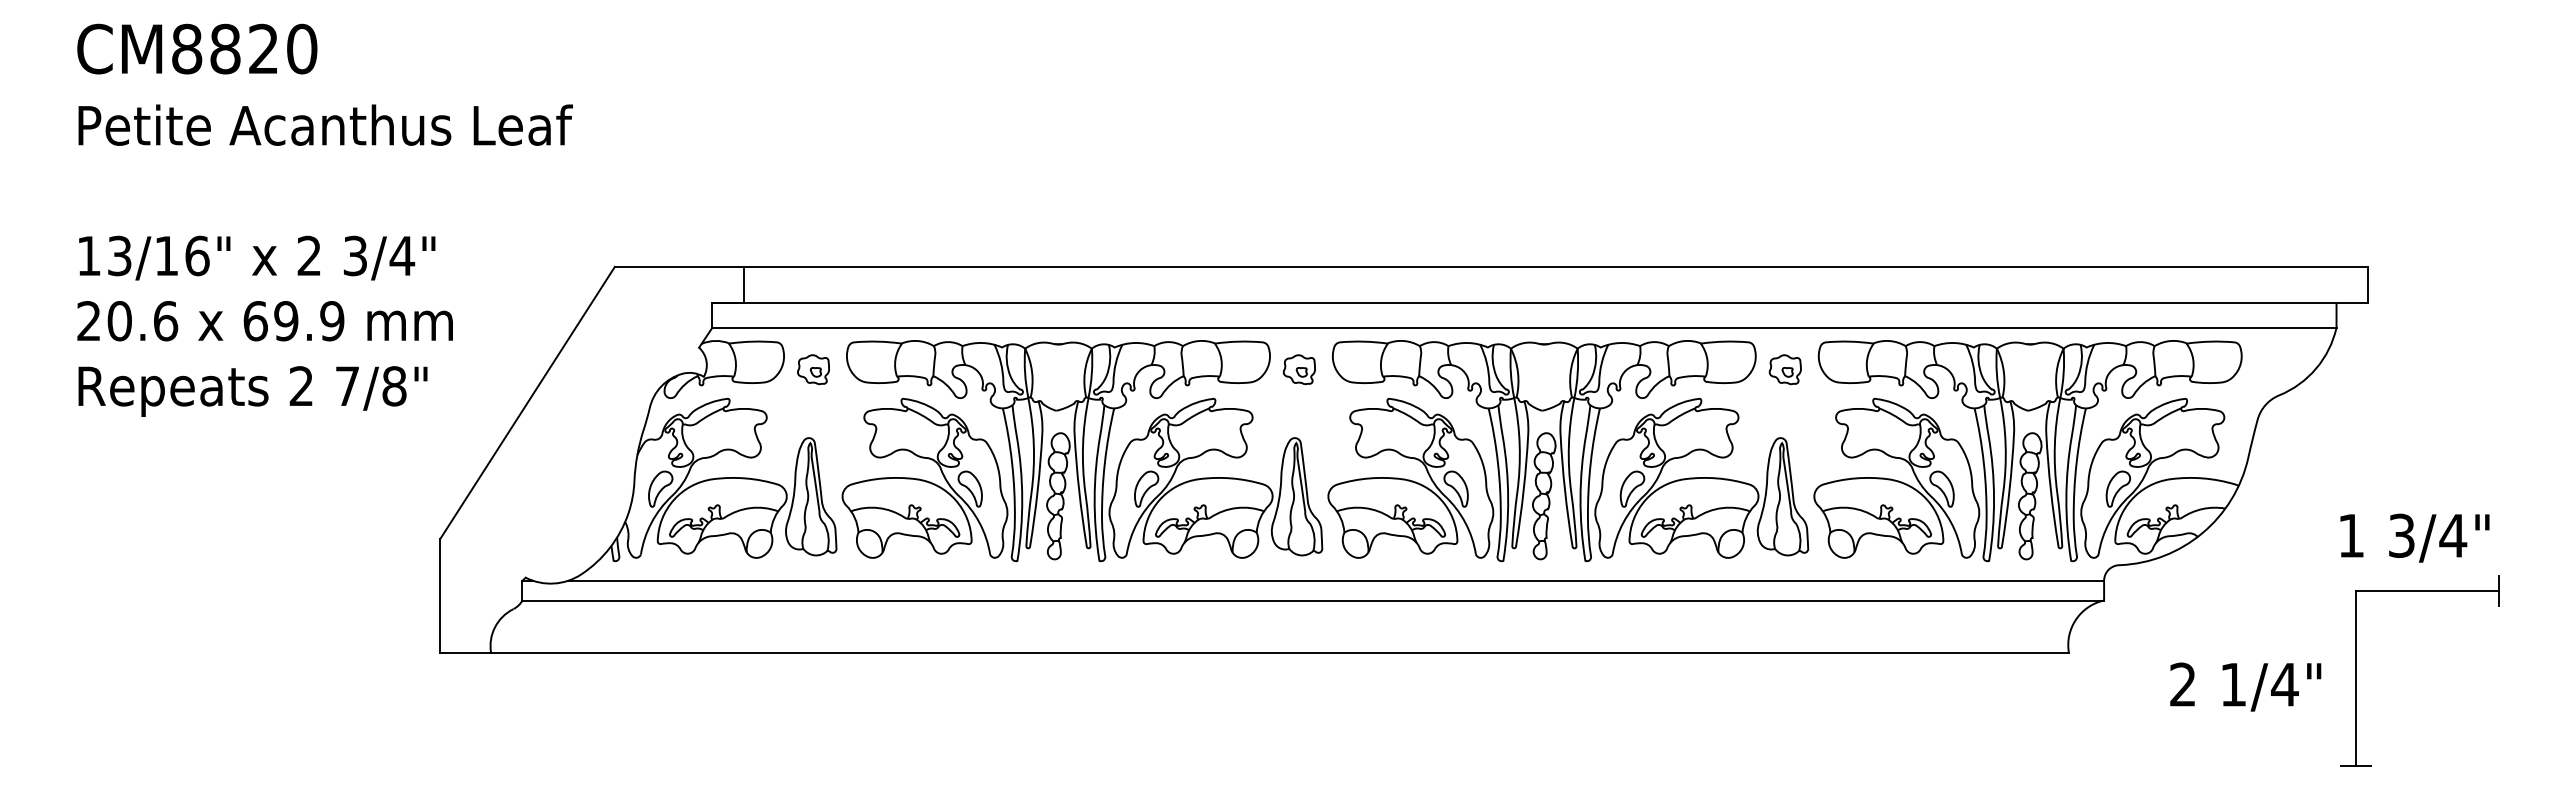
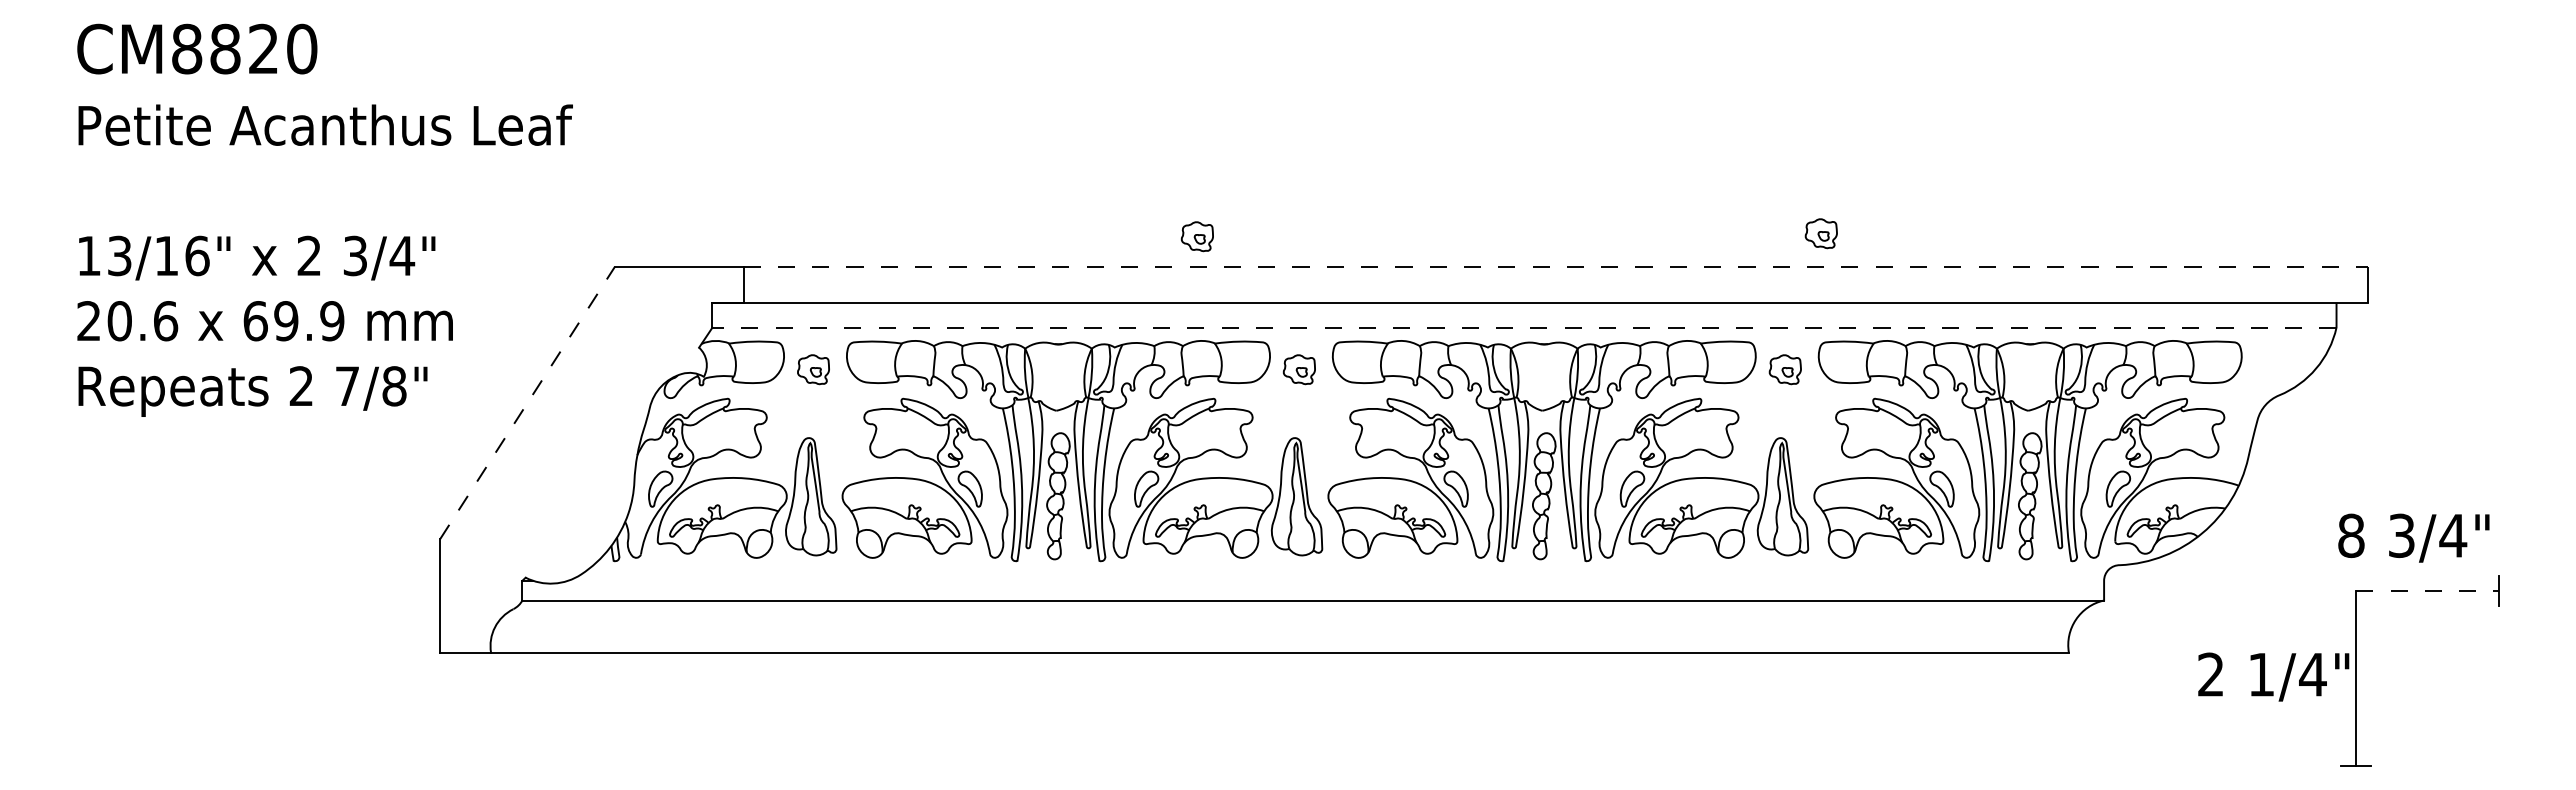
part: none -> present (1820, 233)
part: none -> present (1196, 236)
line: solid -> dashed (1556, 266)
line: solid -> dashed (1524, 327)
line: solid -> dashed (527, 403)
text: 1 -> 8 (2351, 535)
line: present -> none (1336, 580)
line: solid -> dashed (2428, 590)
text position: (2245, 686) -> (2273, 676) (2273, 676)
